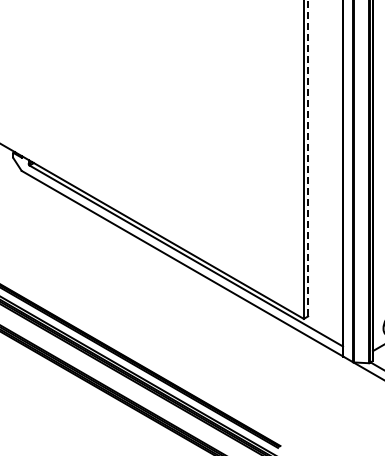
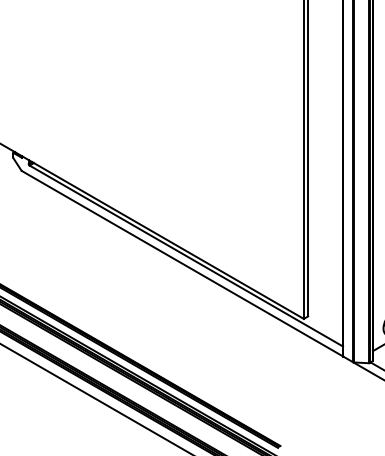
line: dashed -> solid (308, 158)
line: none -> present (95, 398)
